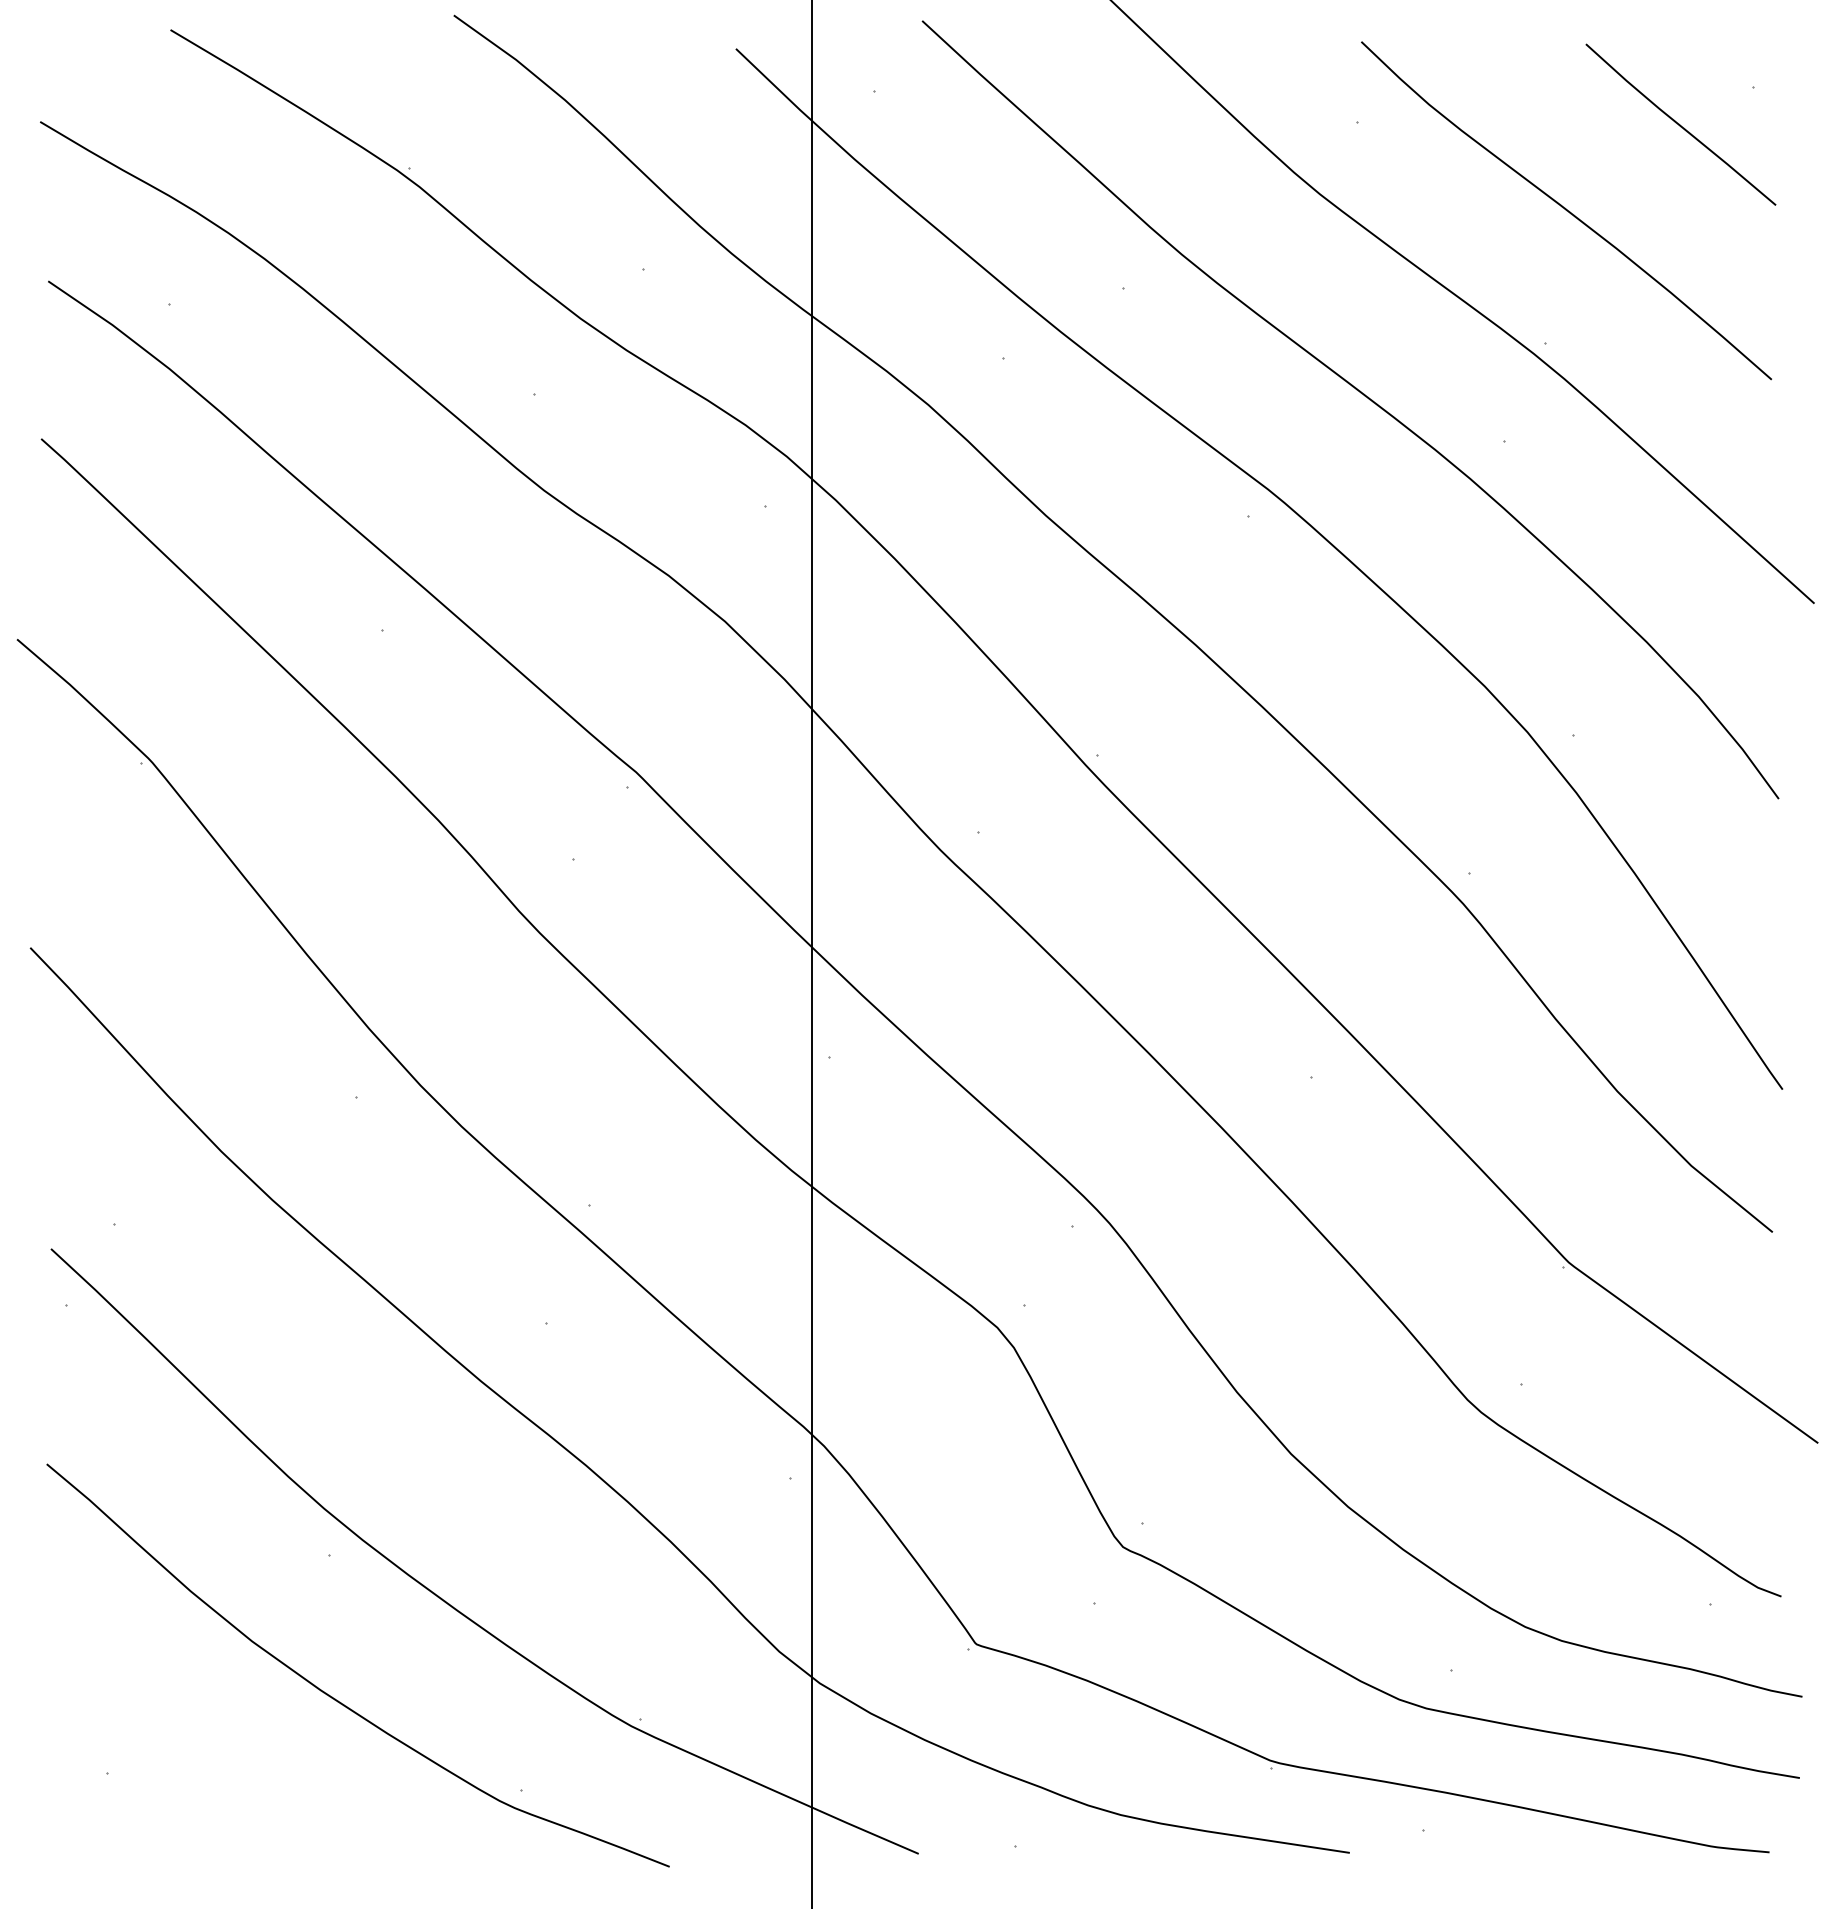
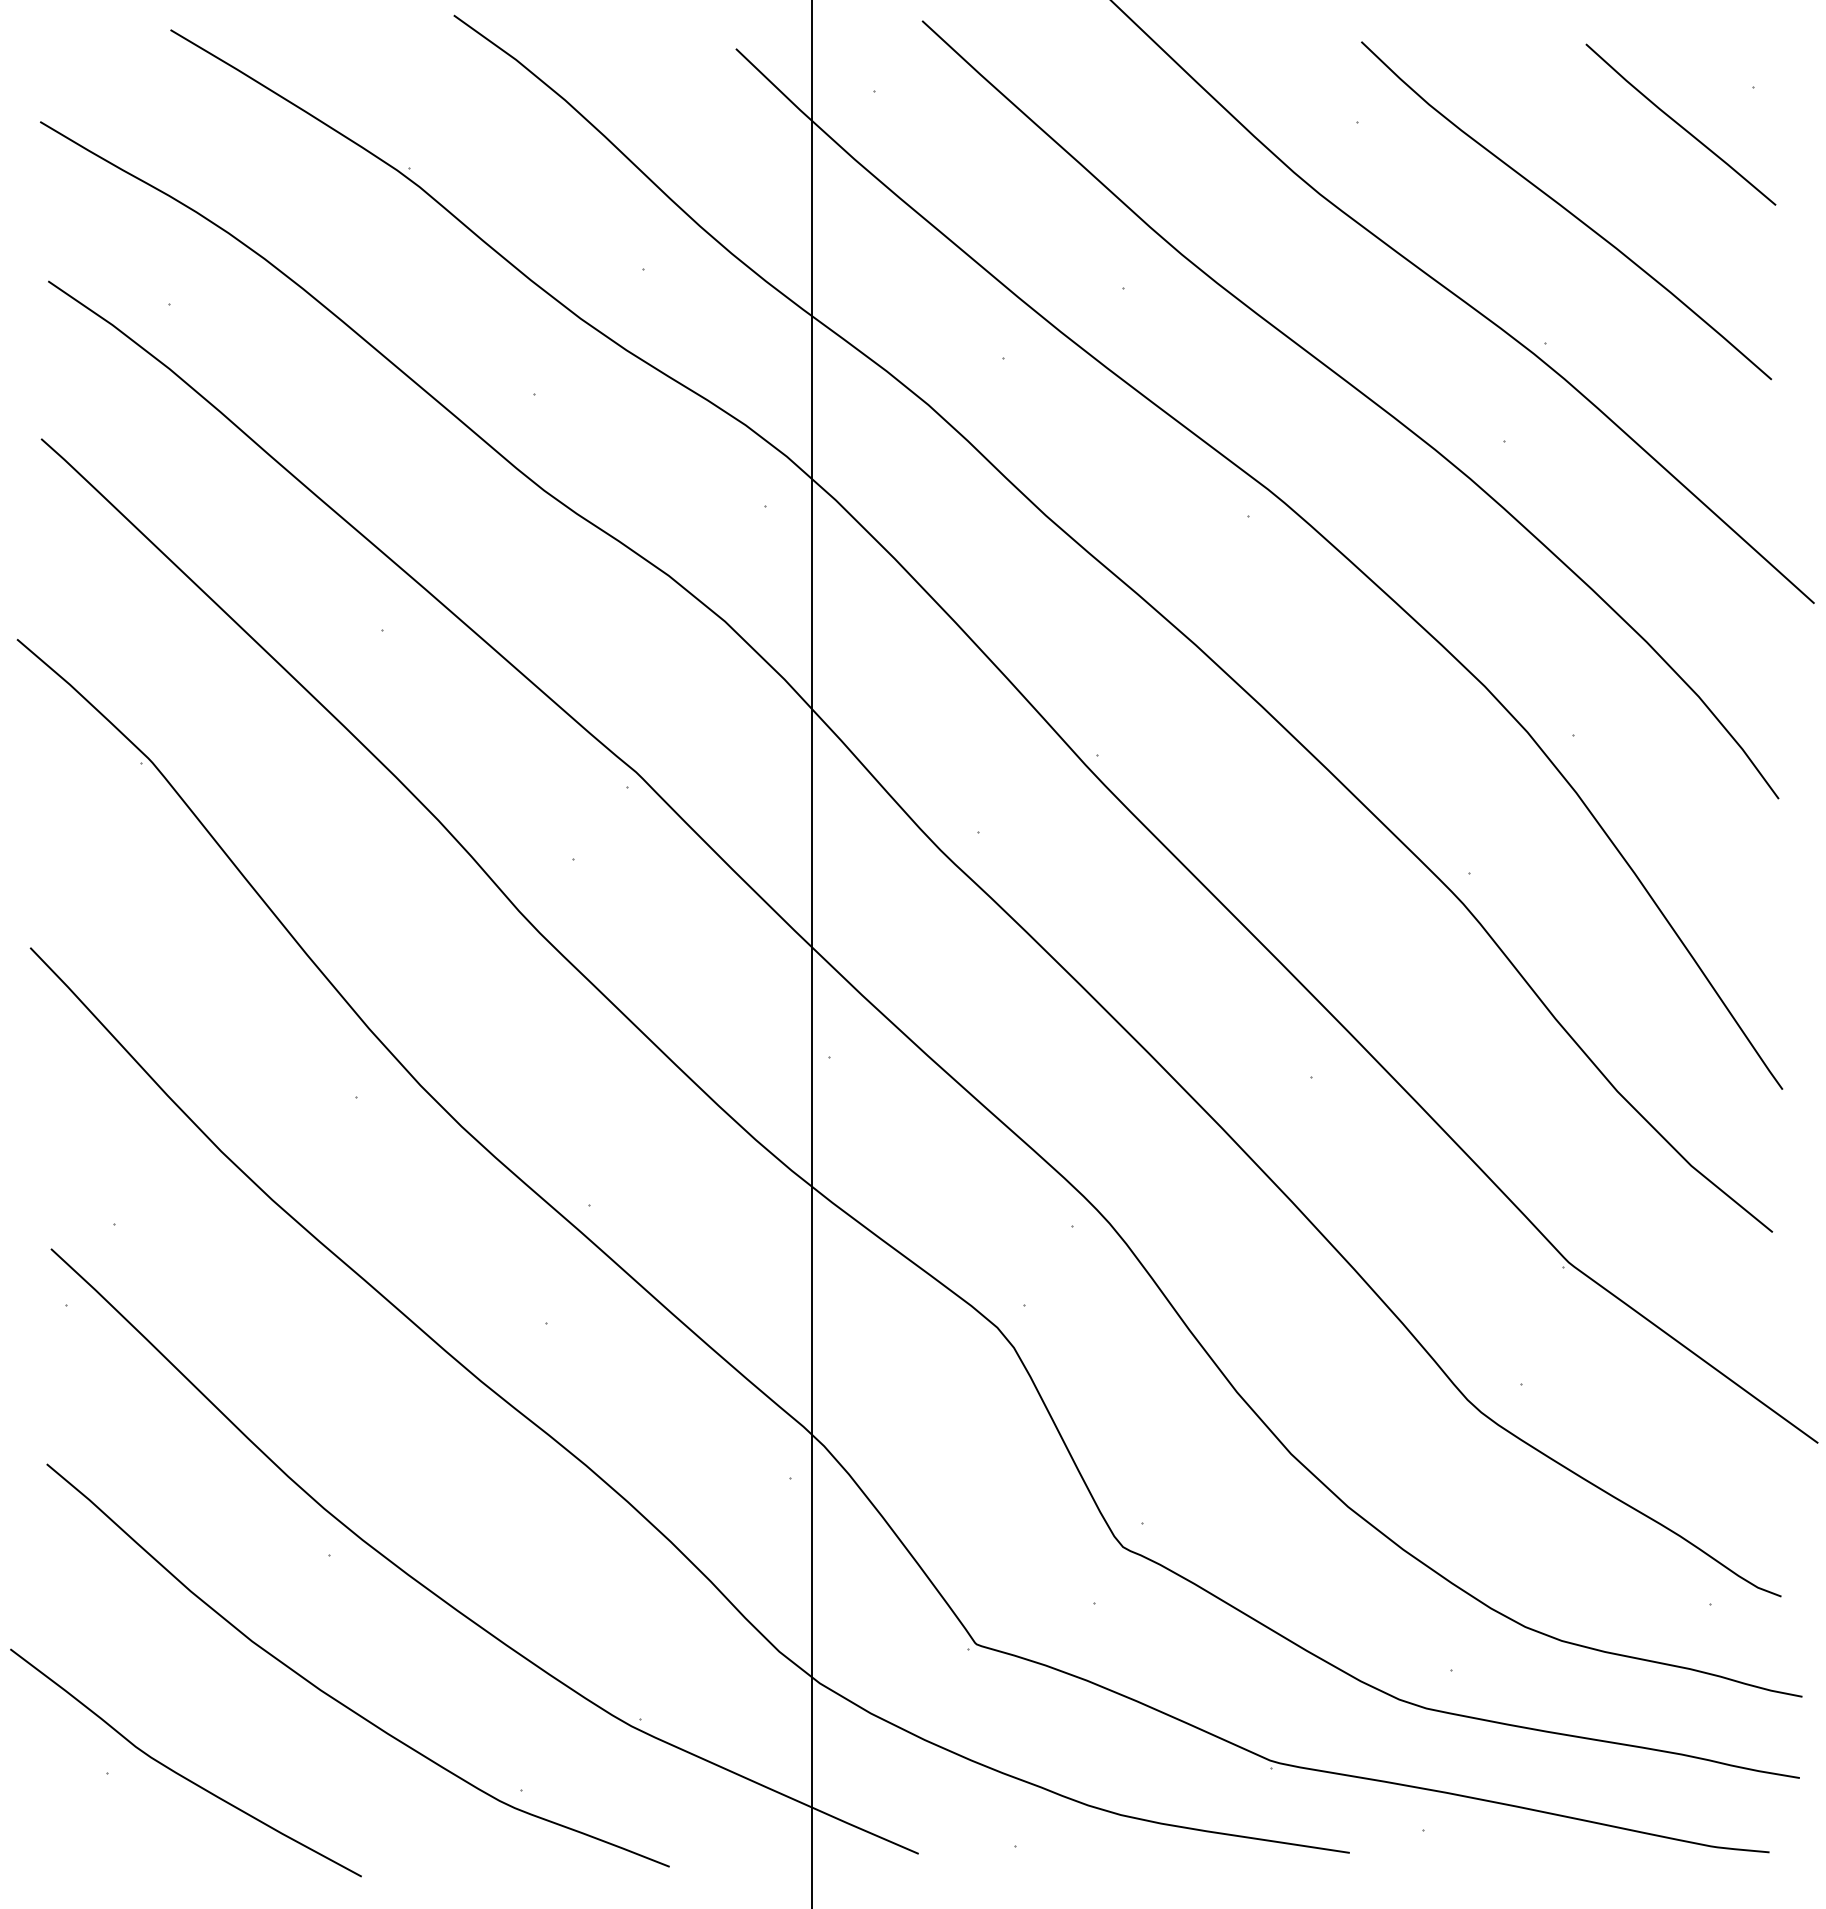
curve: none -> present (179, 1773)
